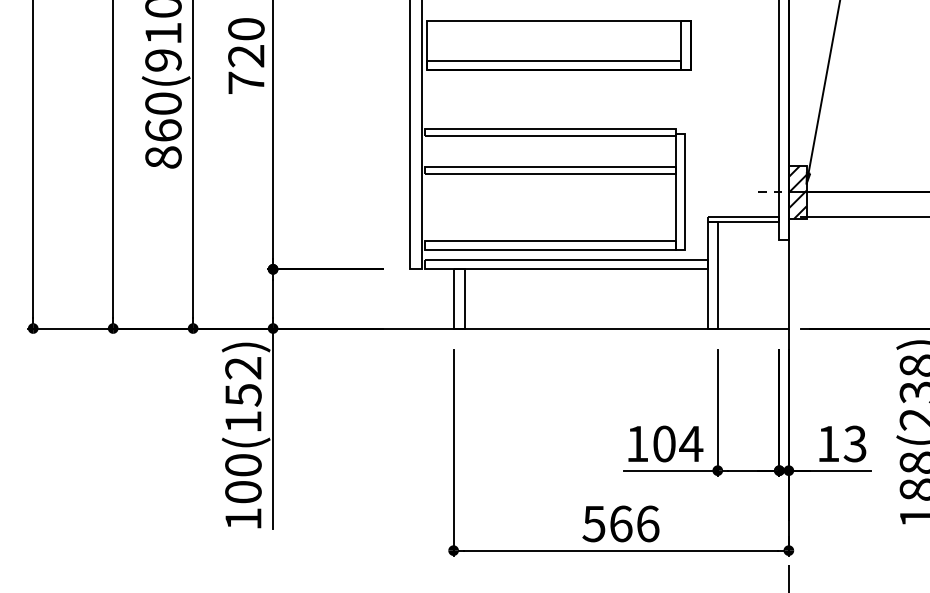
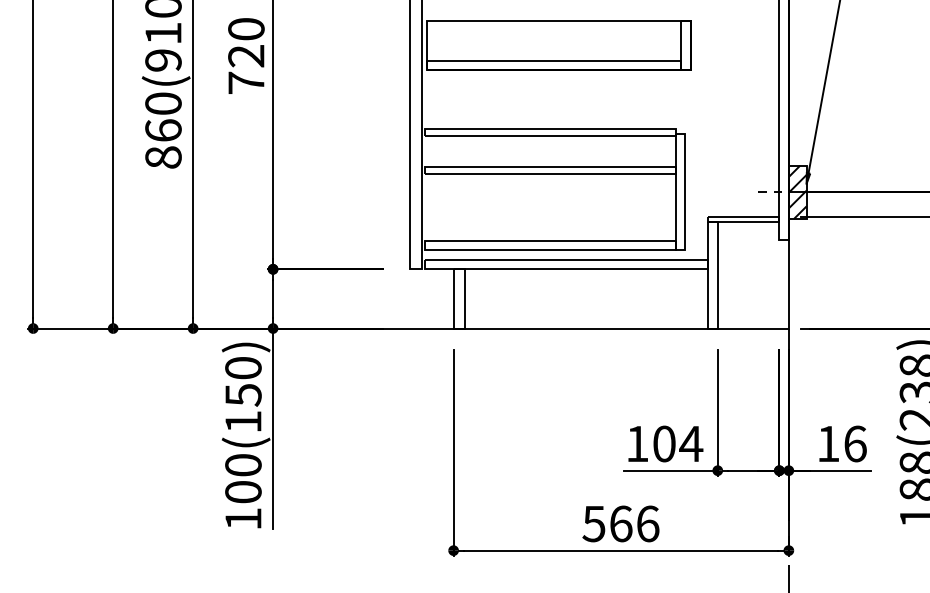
text: 100(152) -> 100(150) (243, 368)
text: 13 -> 16 (854, 443)
